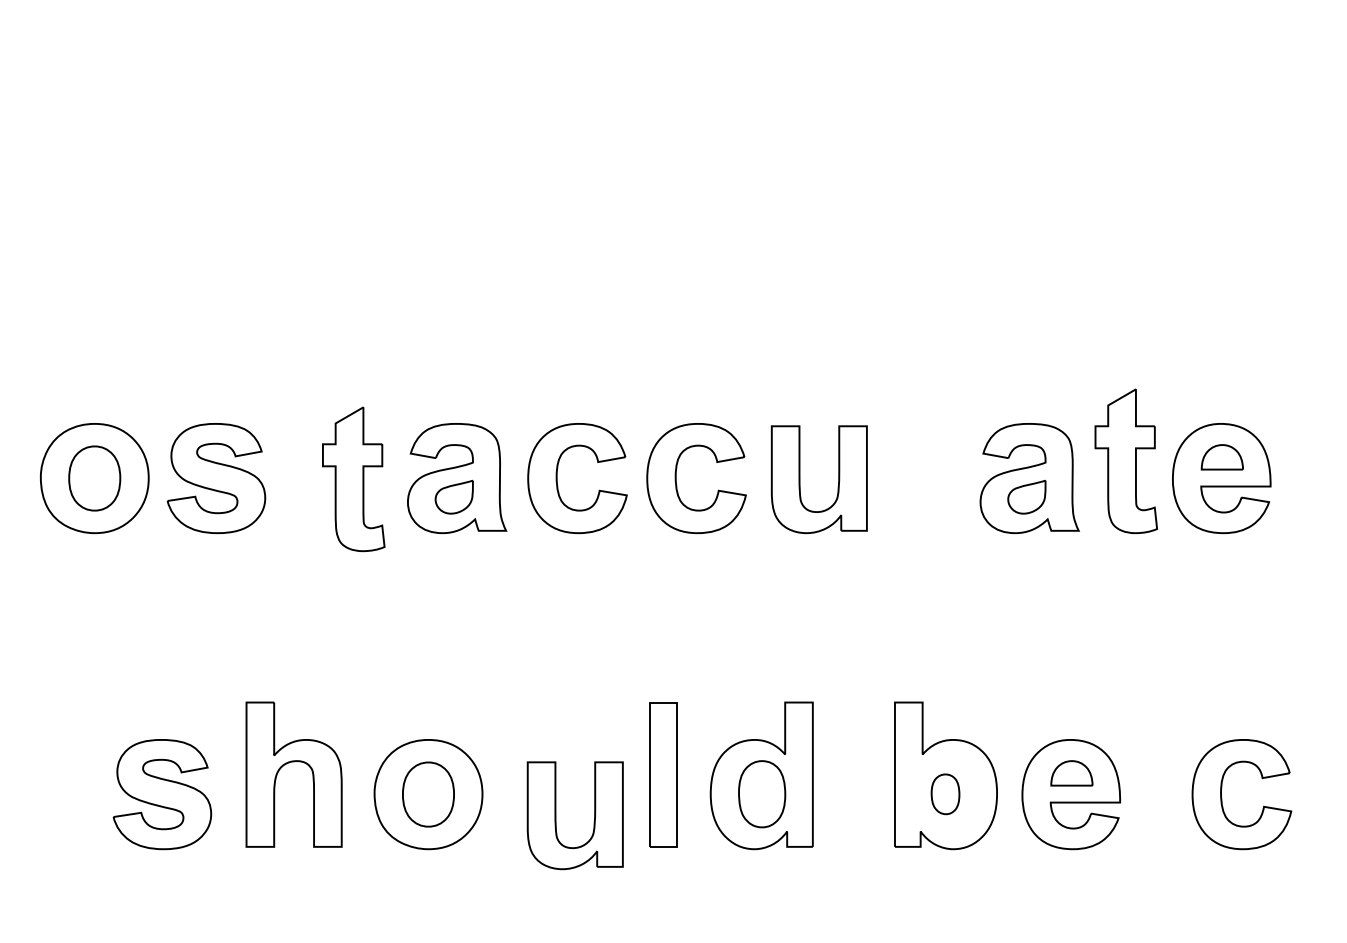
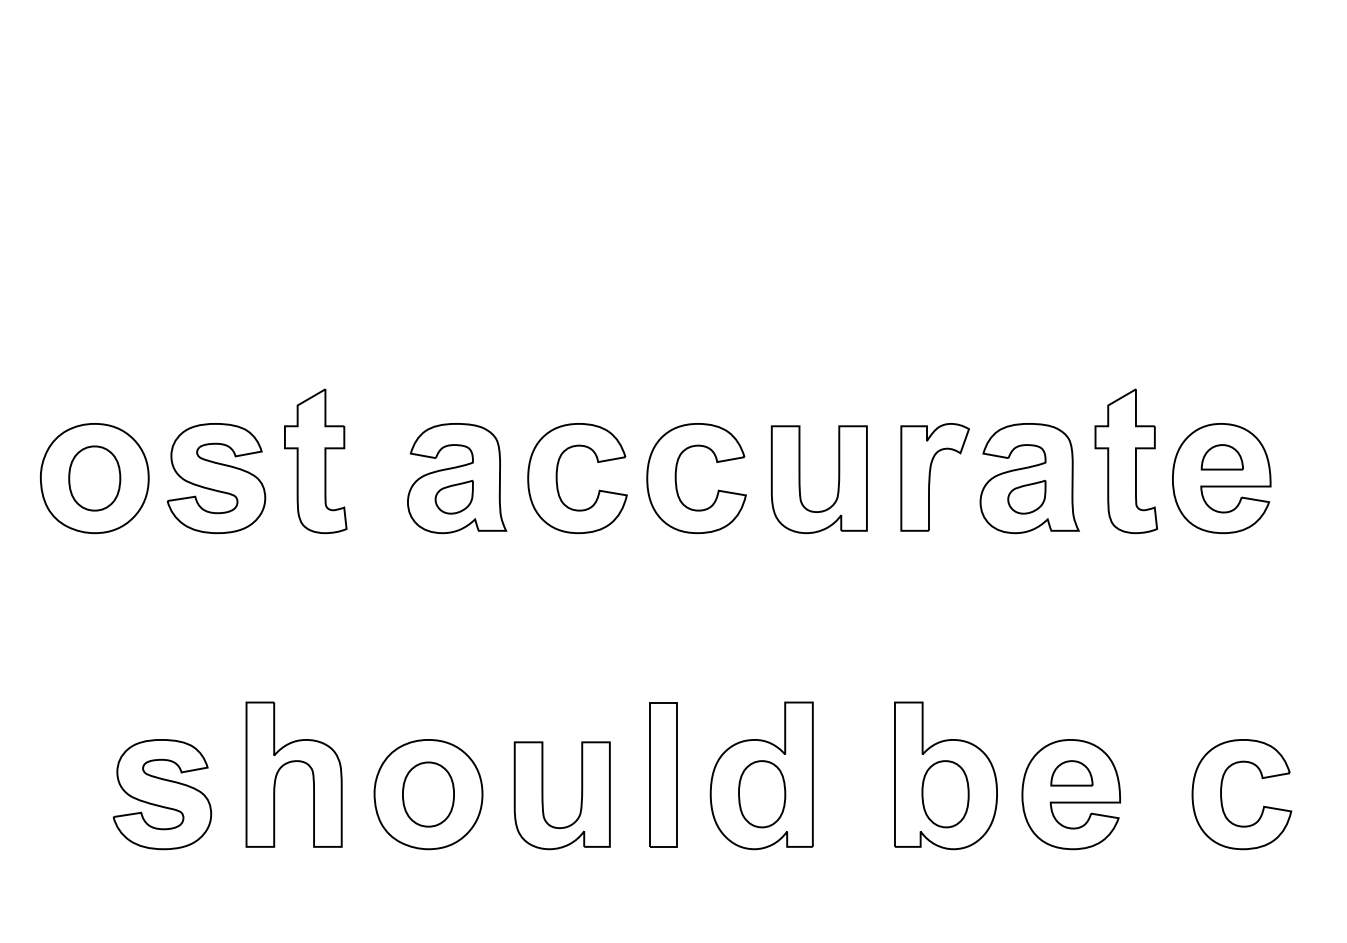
part: none -> present (934, 477)
part position: (353, 479) -> (315, 461) (315, 461)
part size: 31x43 px -> 49x69 px (945, 794)
part position: (556, 815) -> (543, 795) (543, 795)
